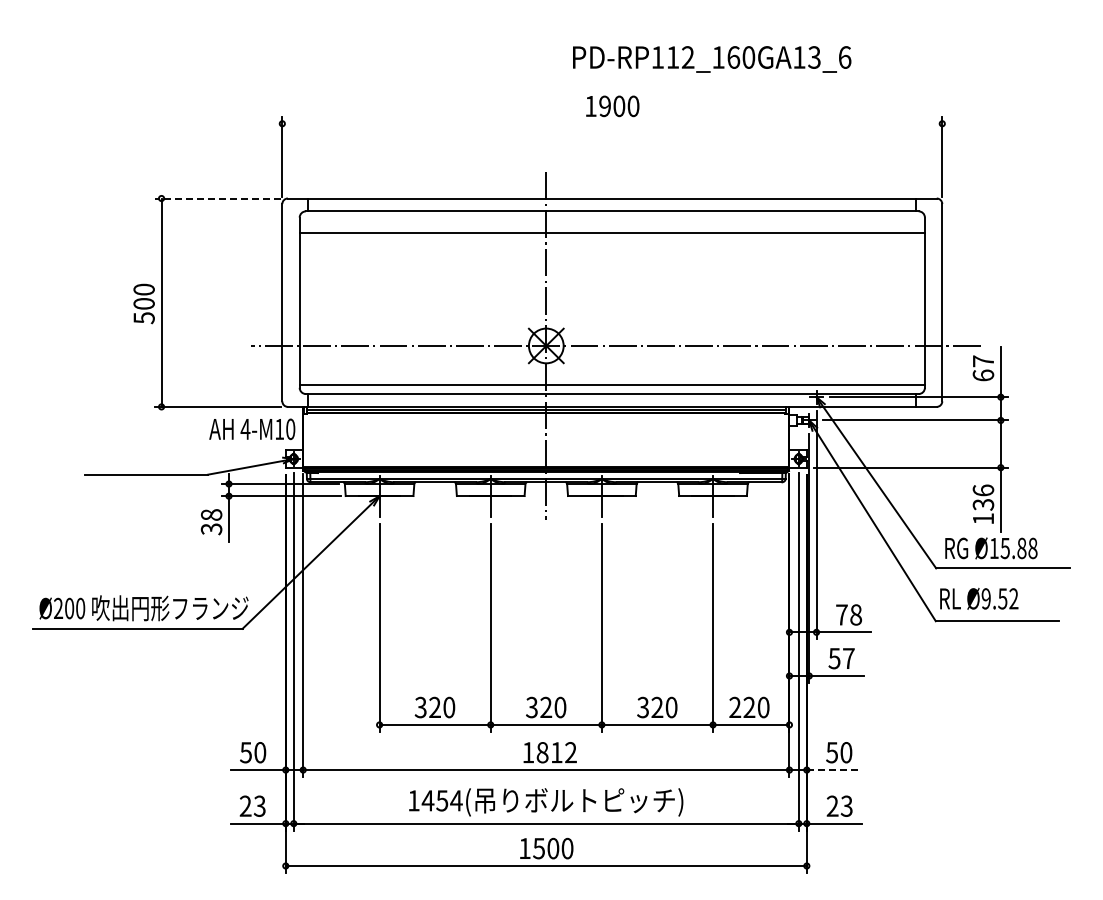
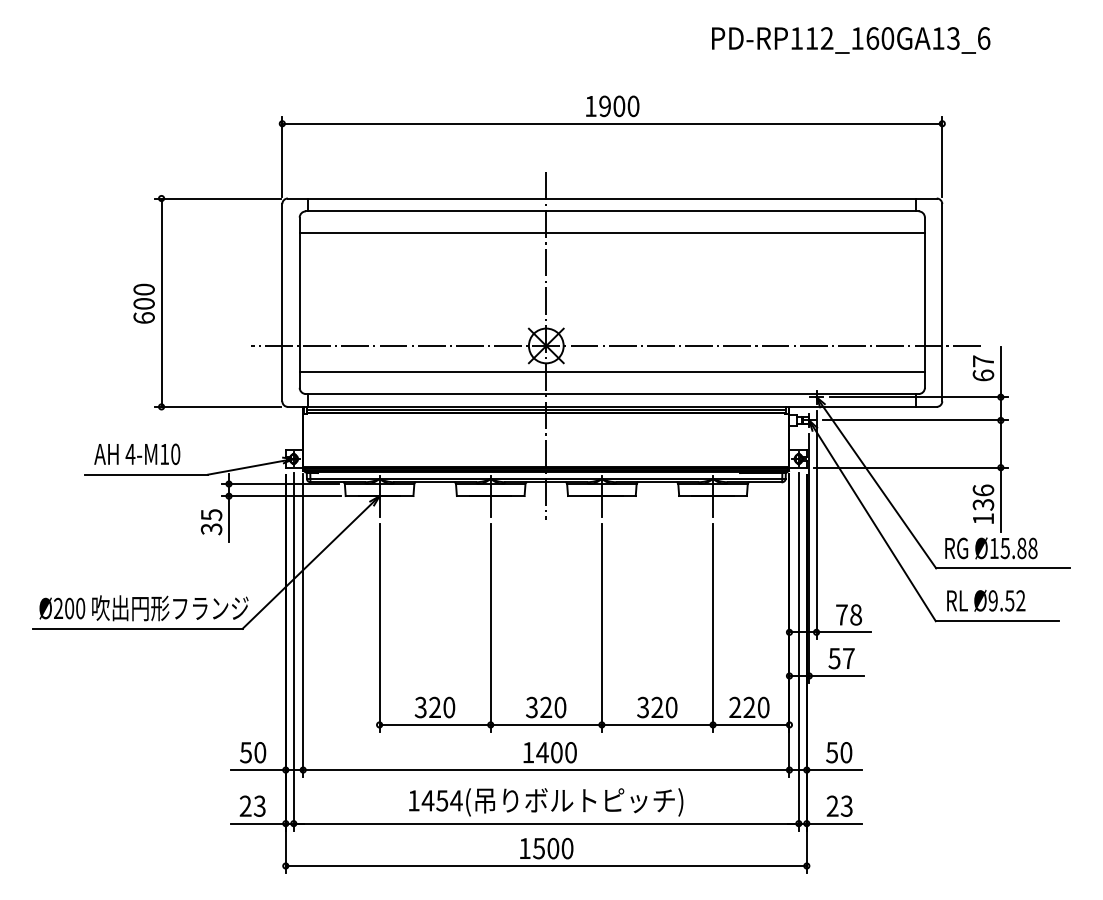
text position: (712, 59) -> (851, 40) (851, 40)
line: none -> present (612, 123)
line: dashed -> solid (217, 198)
text: 500 -> 600 (143, 318)
line position: (611, 385) -> (611, 372) (611, 372)
text position: (252, 428) -> (137, 453) (137, 453)
text: 38 -> 35 (211, 515)
text position: (979, 598) -> (986, 600) (986, 600)
text: 1812 -> 1400 (556, 752)
line: dashed -> solid (834, 770)
